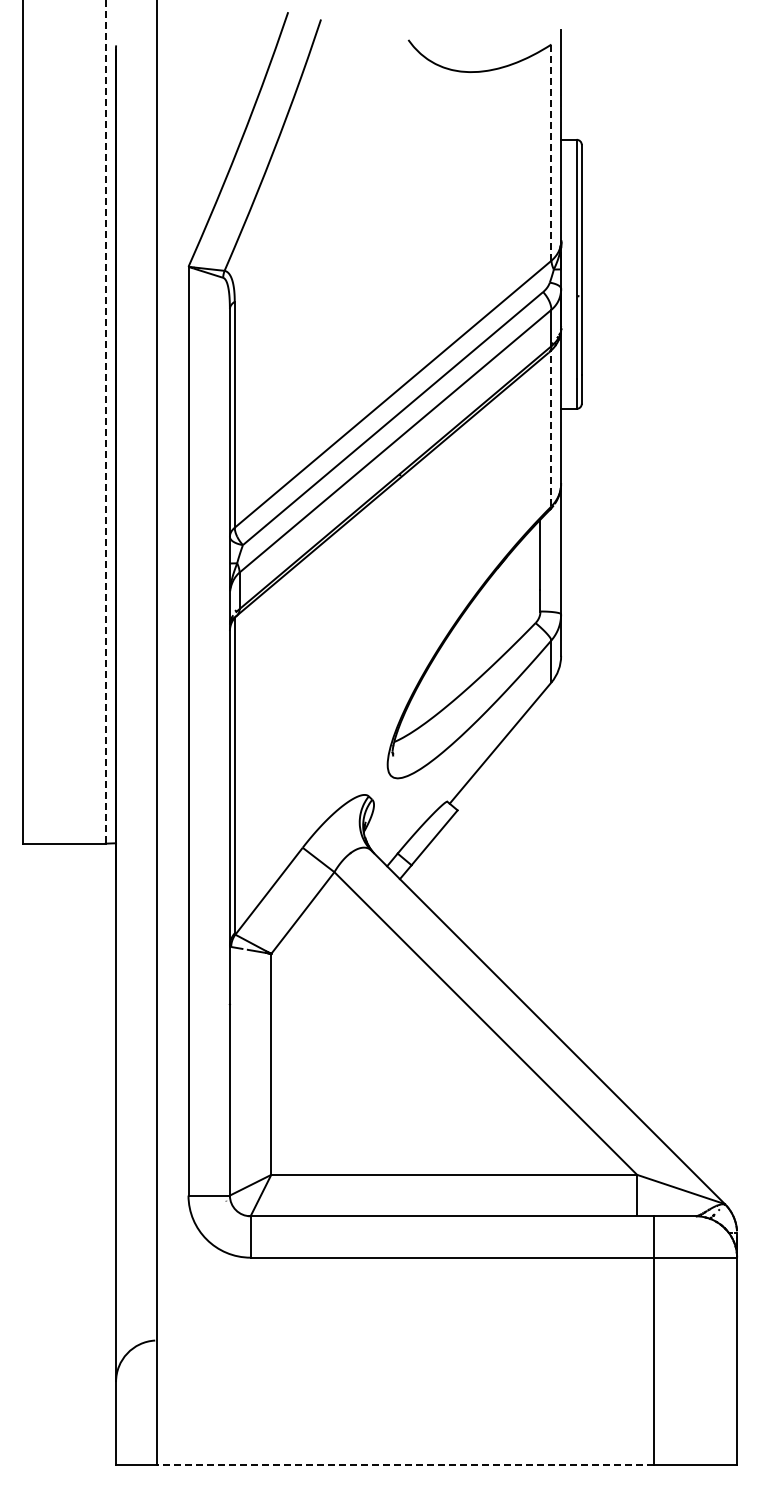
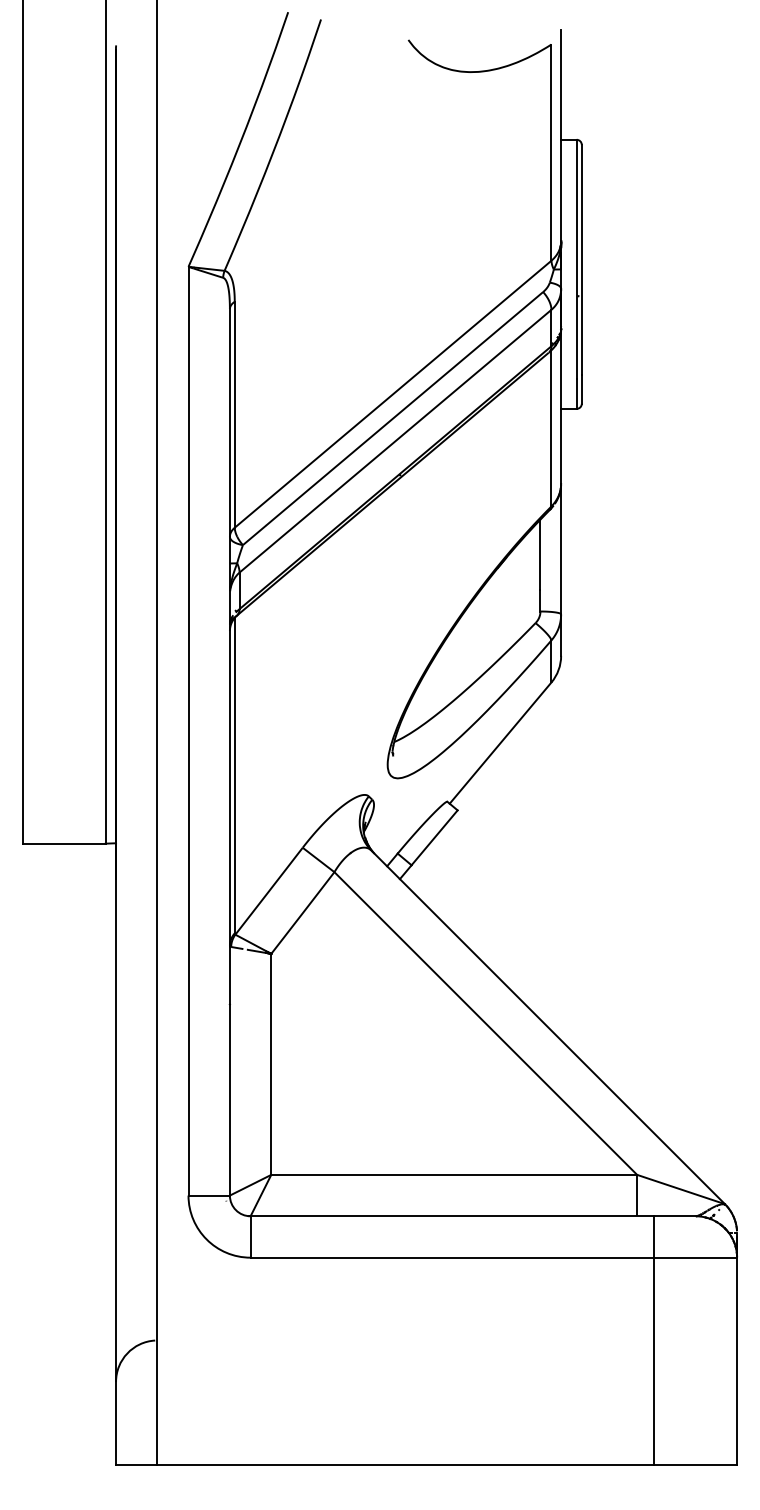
line: dashed -> solid (551, 152)
line: dashed -> solid (105, 421)
line: dashed -> solid (551, 427)
line: dashed -> solid (405, 1464)
